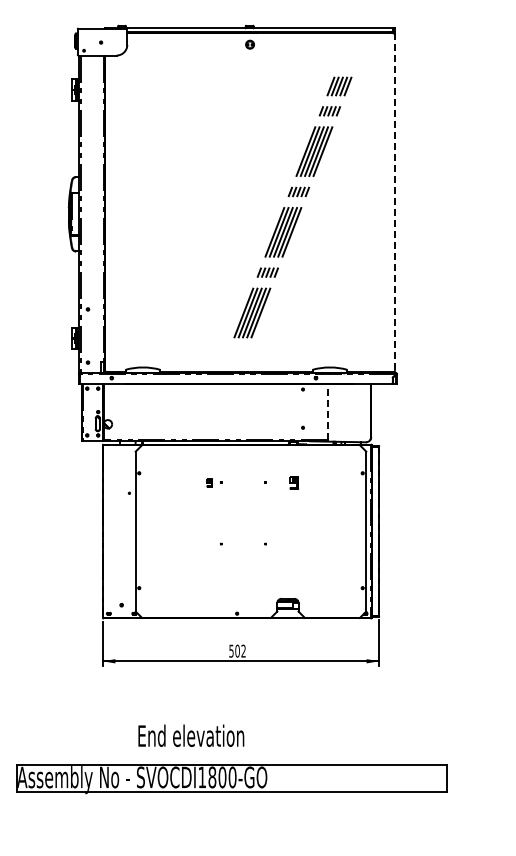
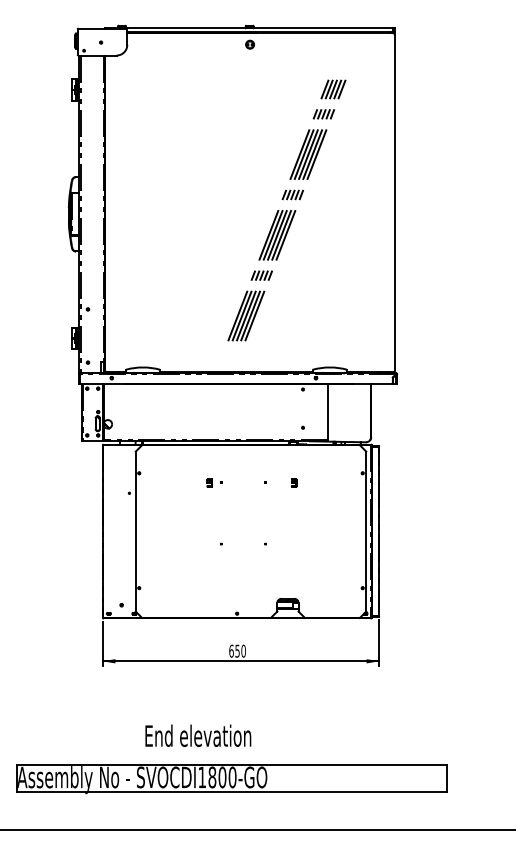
line: dashed -> solid (395, 202)
part position: (292, 207) -> (286, 210) (286, 210)
line: dashed -> solid (327, 411)
part size: 10x14 px -> 8x10 px (293, 482)
text: 502 -> 650 (237, 650)
text position: (191, 735) -> (198, 735) (198, 735)
line: none -> present (257, 830)
